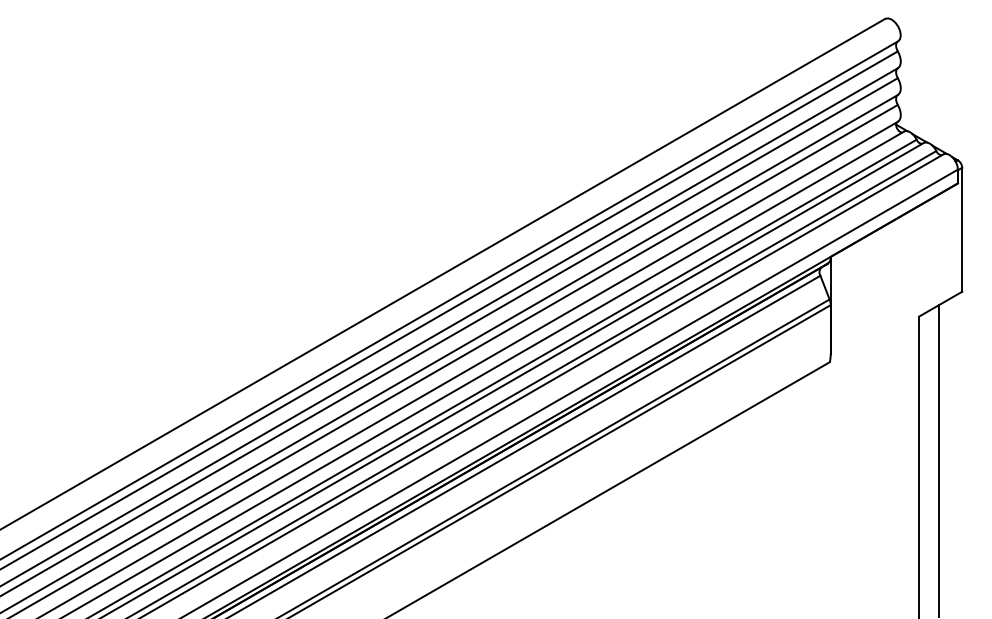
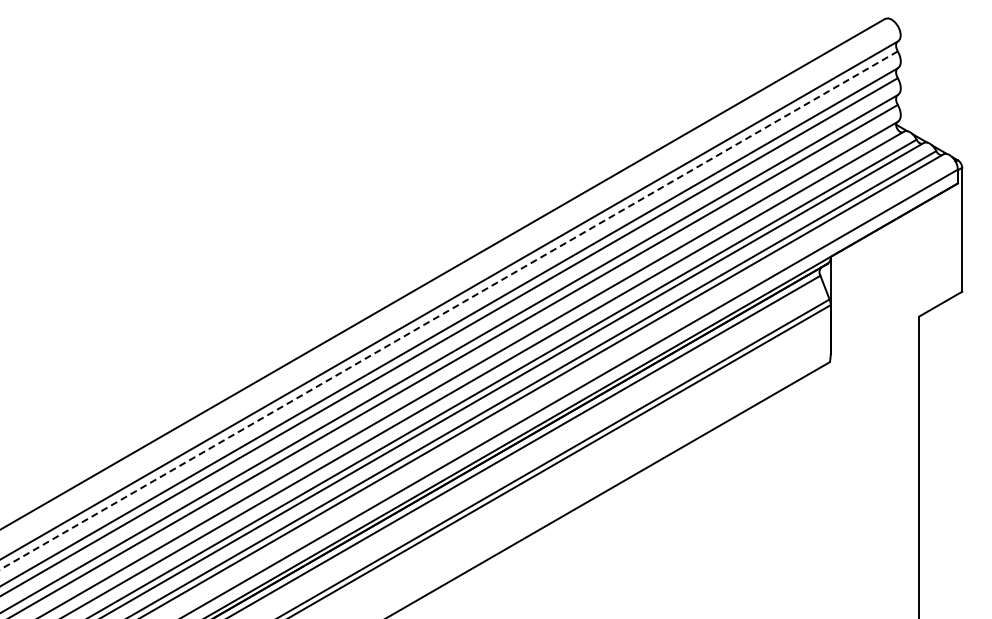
line: solid -> dashed (449, 310)
line: present -> none (939, 459)
